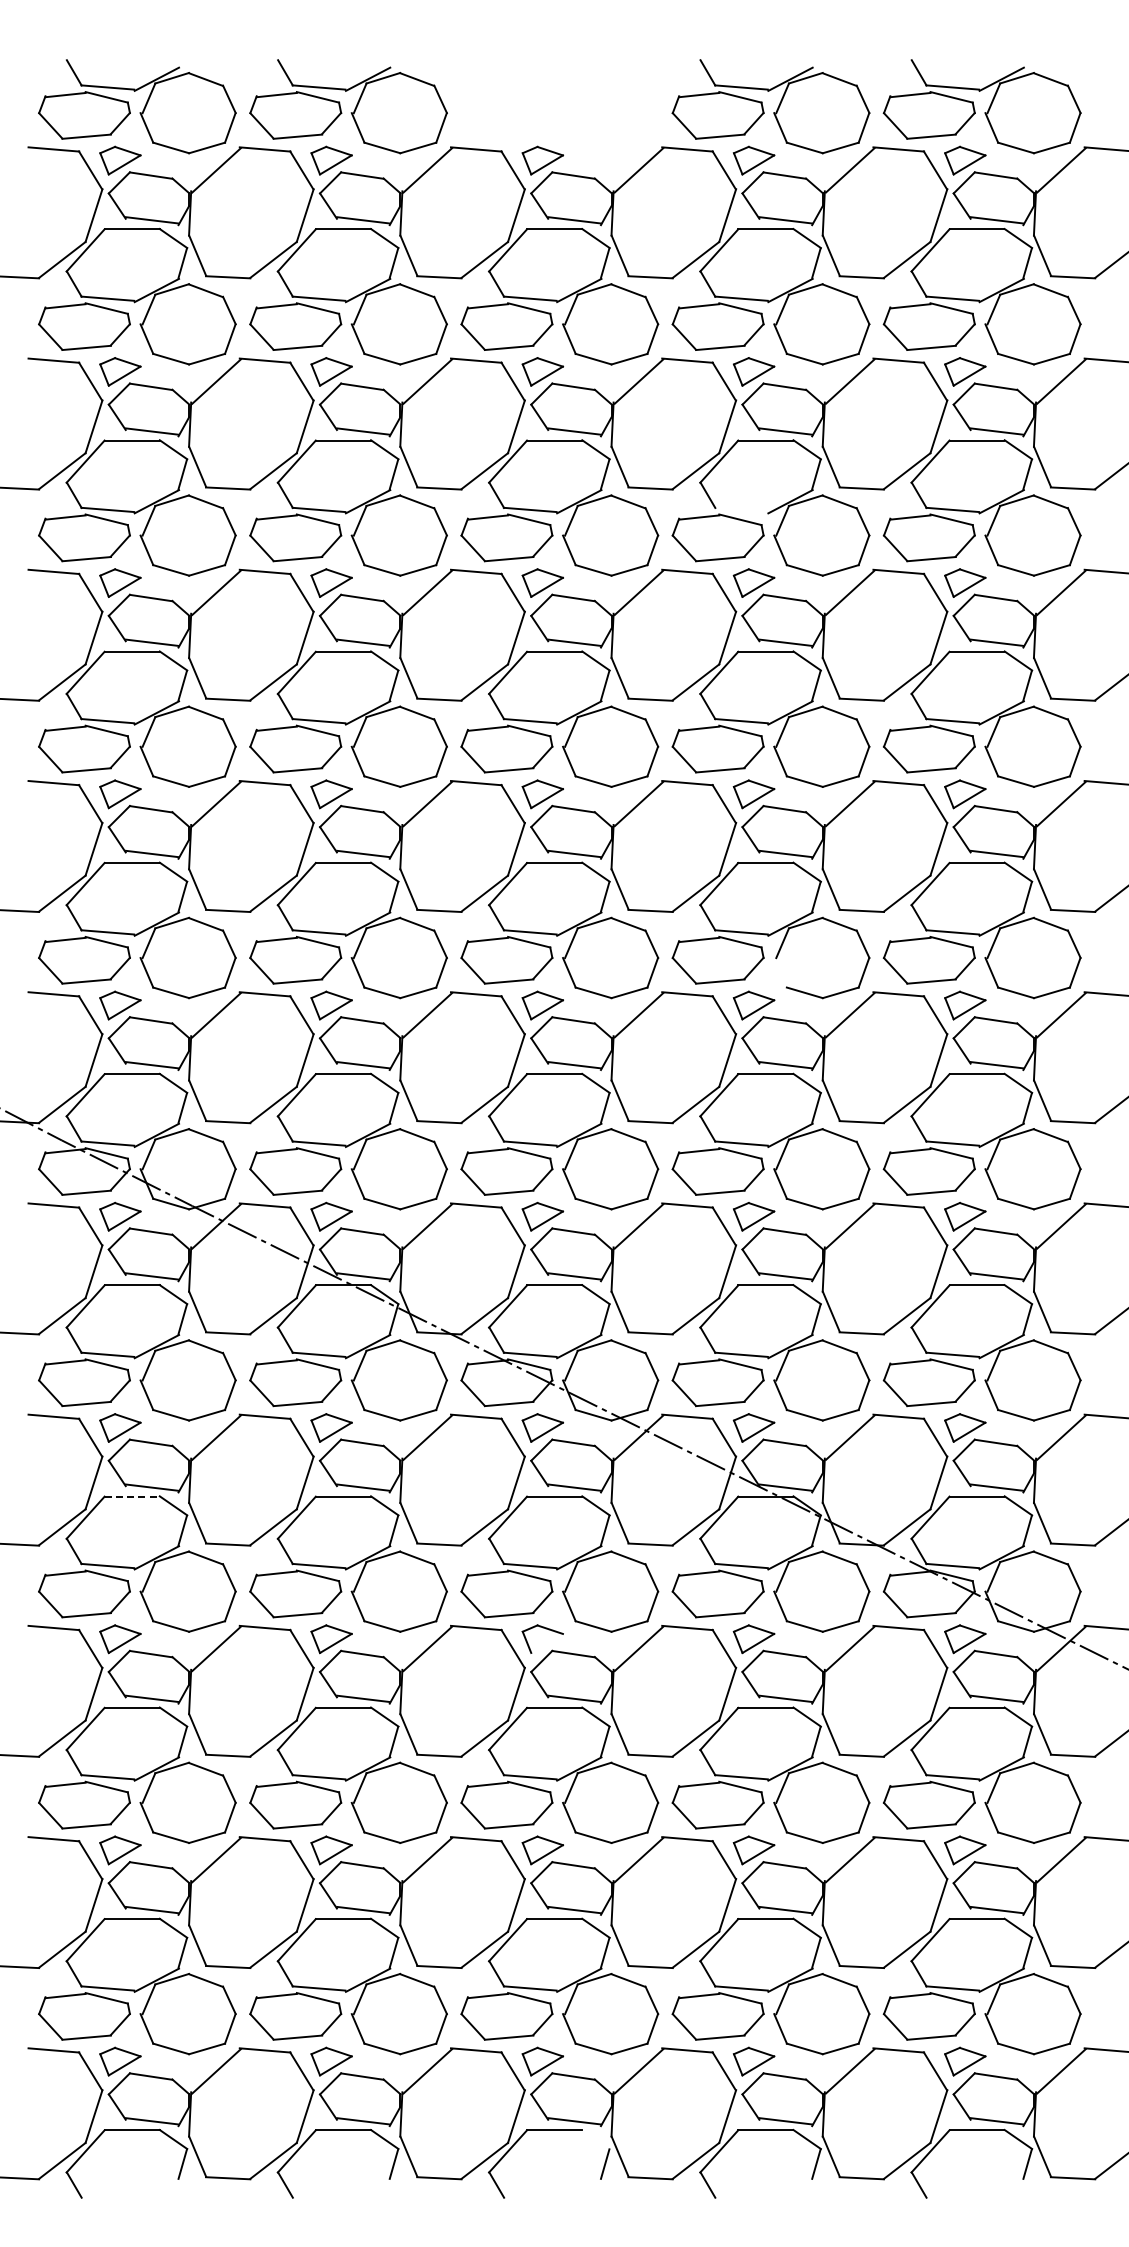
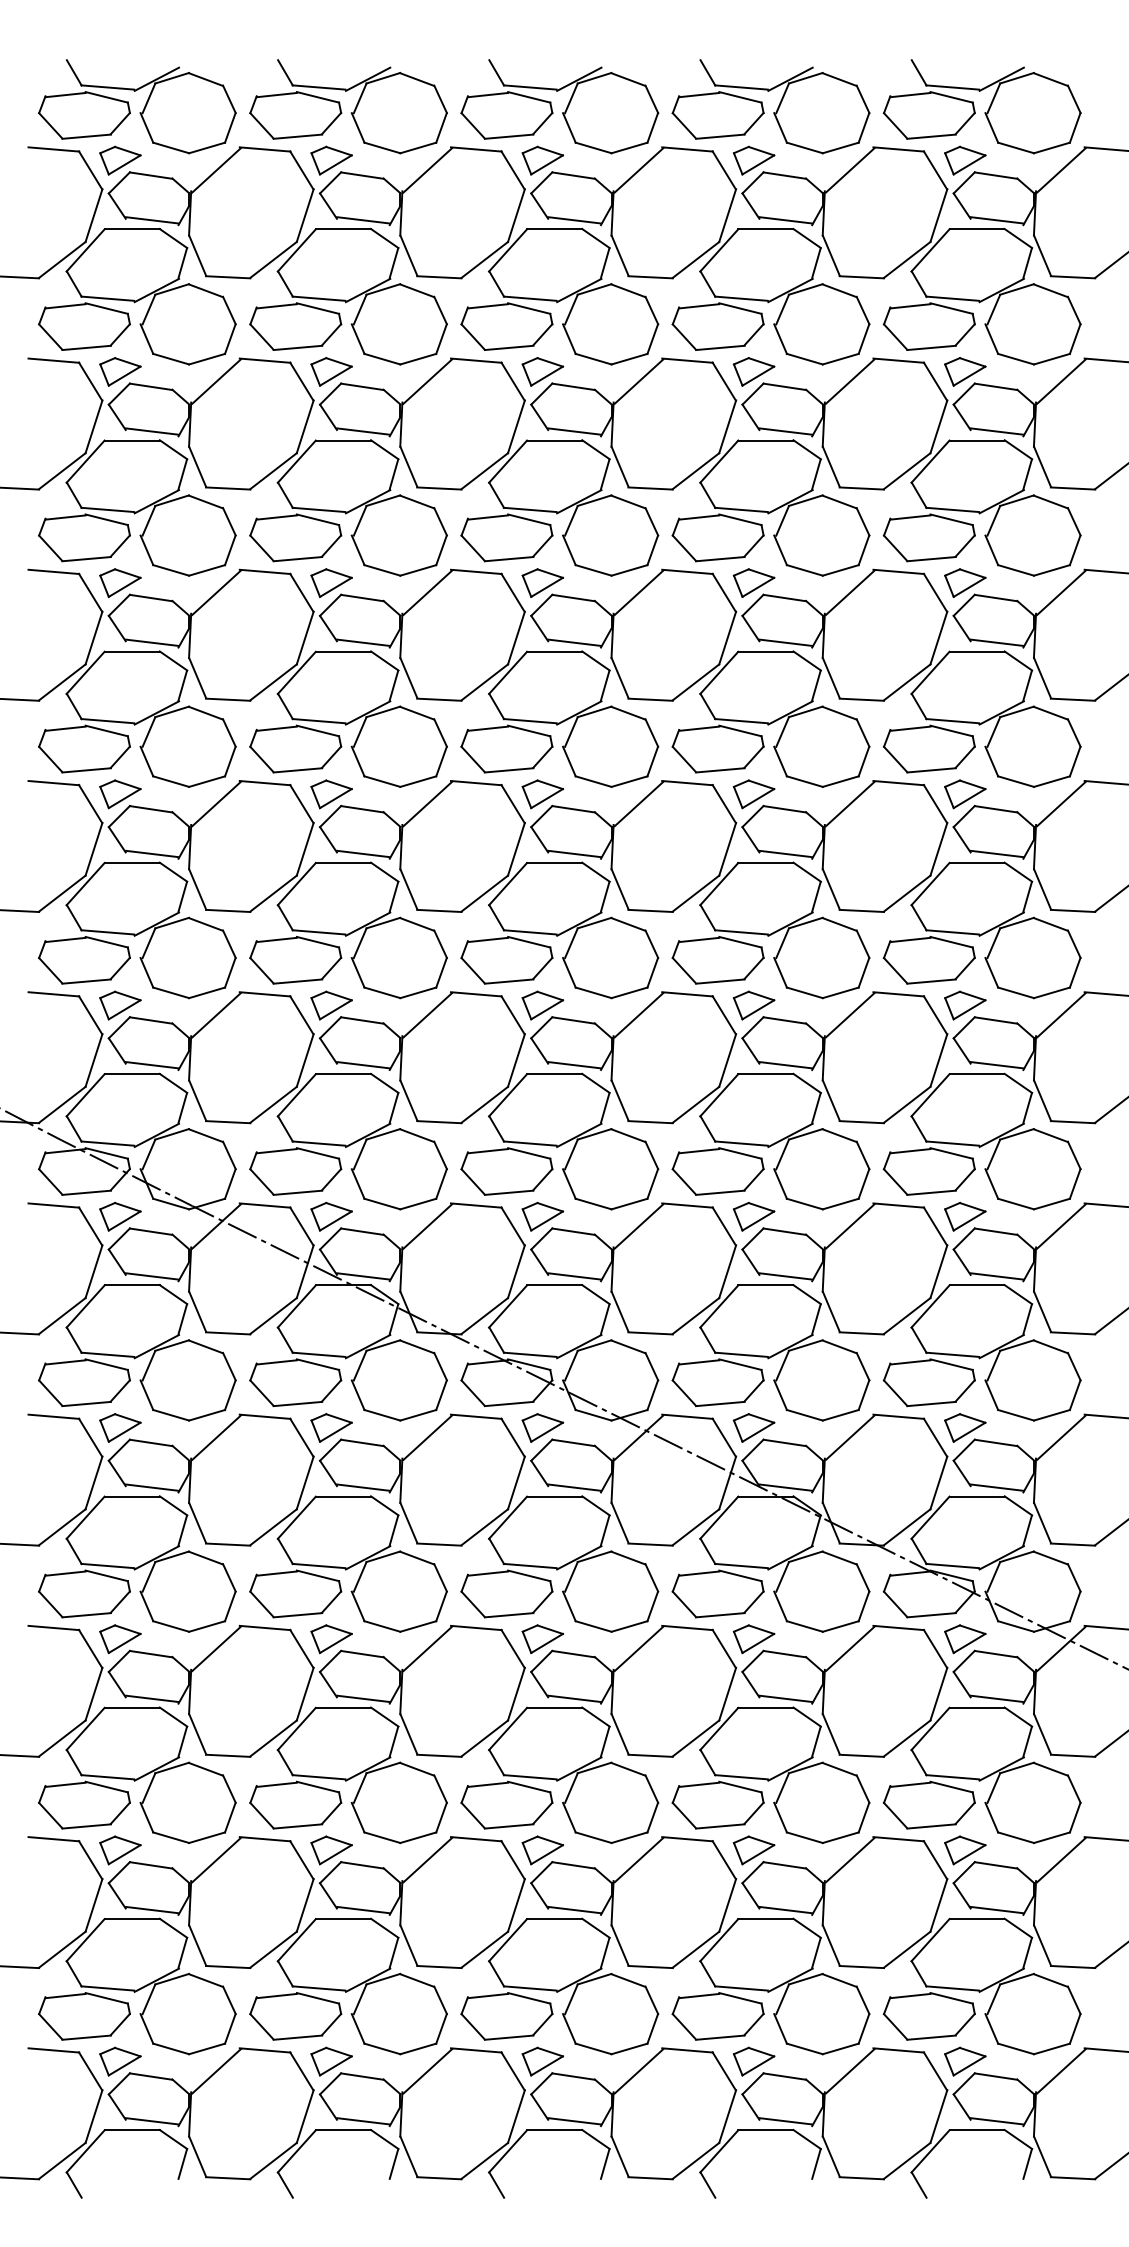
part: none -> present (565, 109)
line: none -> present (741, 509)
line: none -> present (780, 972)
line: dashed -> solid (132, 1496)
line: none -> present (546, 1642)
line: none -> present (595, 2138)
